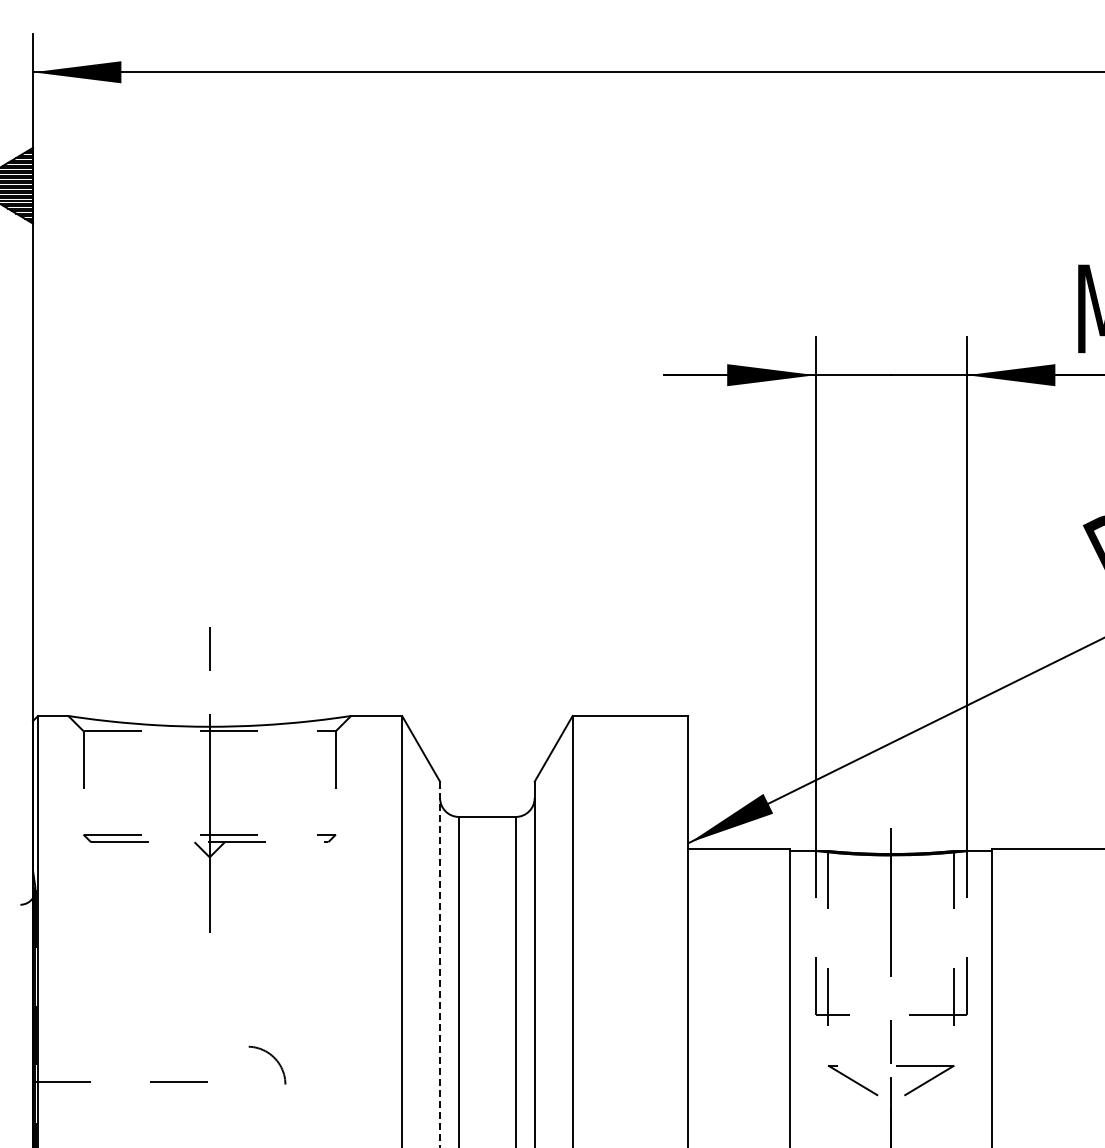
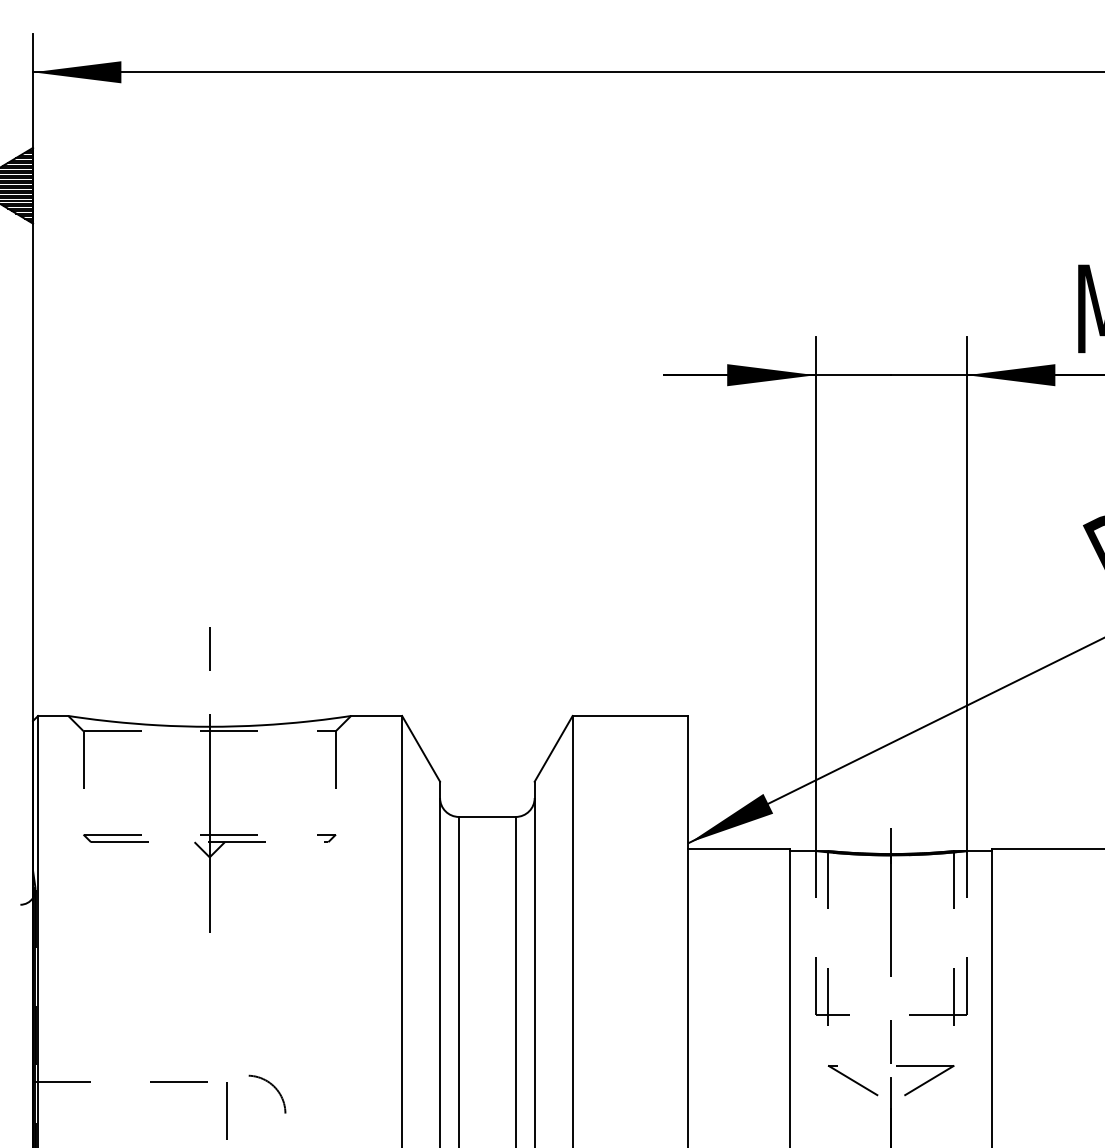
line: dashed -> solid (440, 964)
arc position: (273, 1058) -> (273, 1087) (273, 1087)
line: none -> present (226, 1113)
